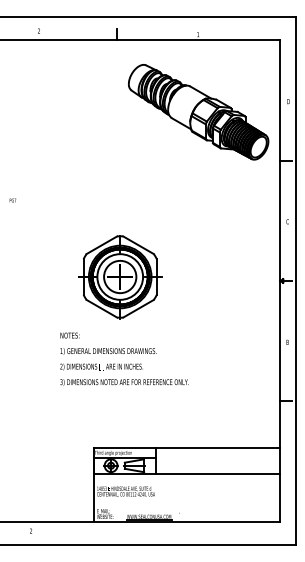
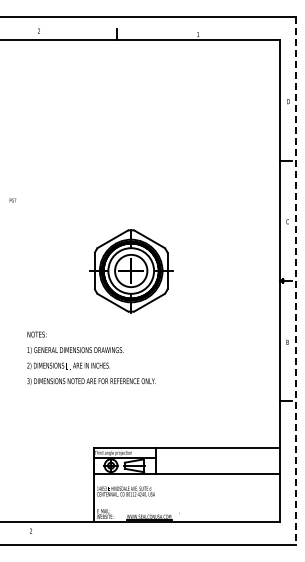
part: present -> none (198, 112)
part position: (120, 277) -> (131, 271) (131, 271)
line: solid -> dashed (295, 281)
text position: (124, 358) -> (91, 357) (91, 357)
